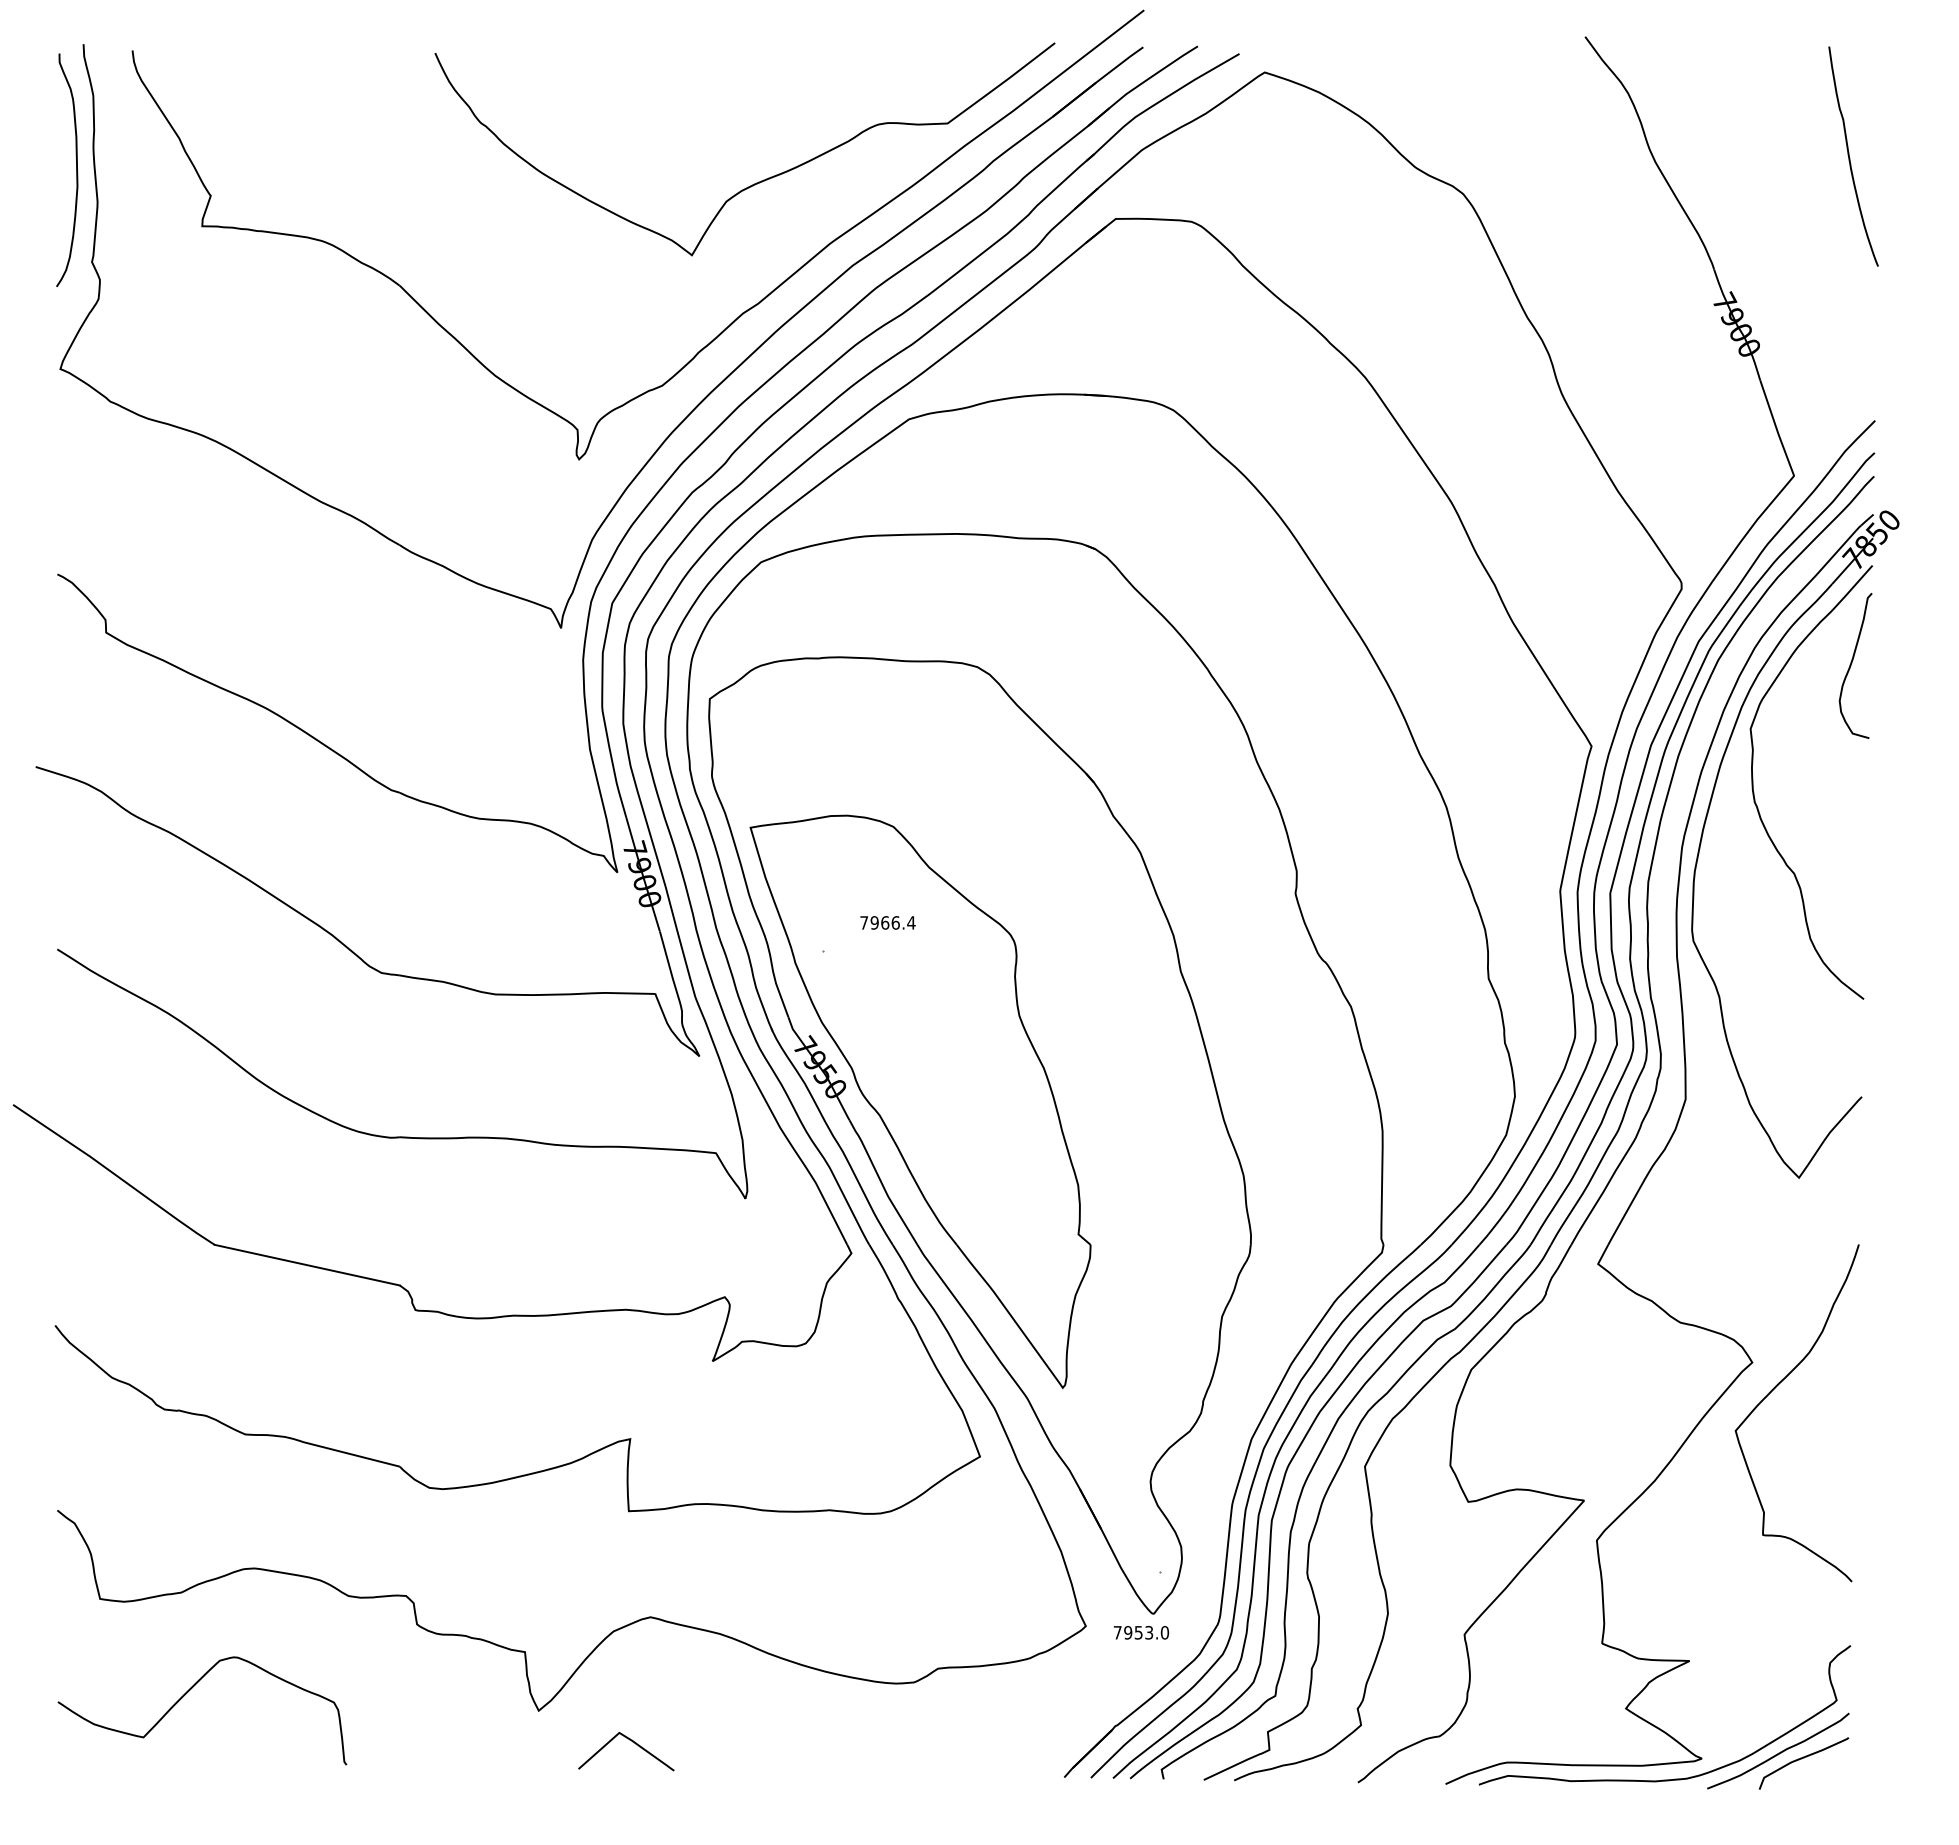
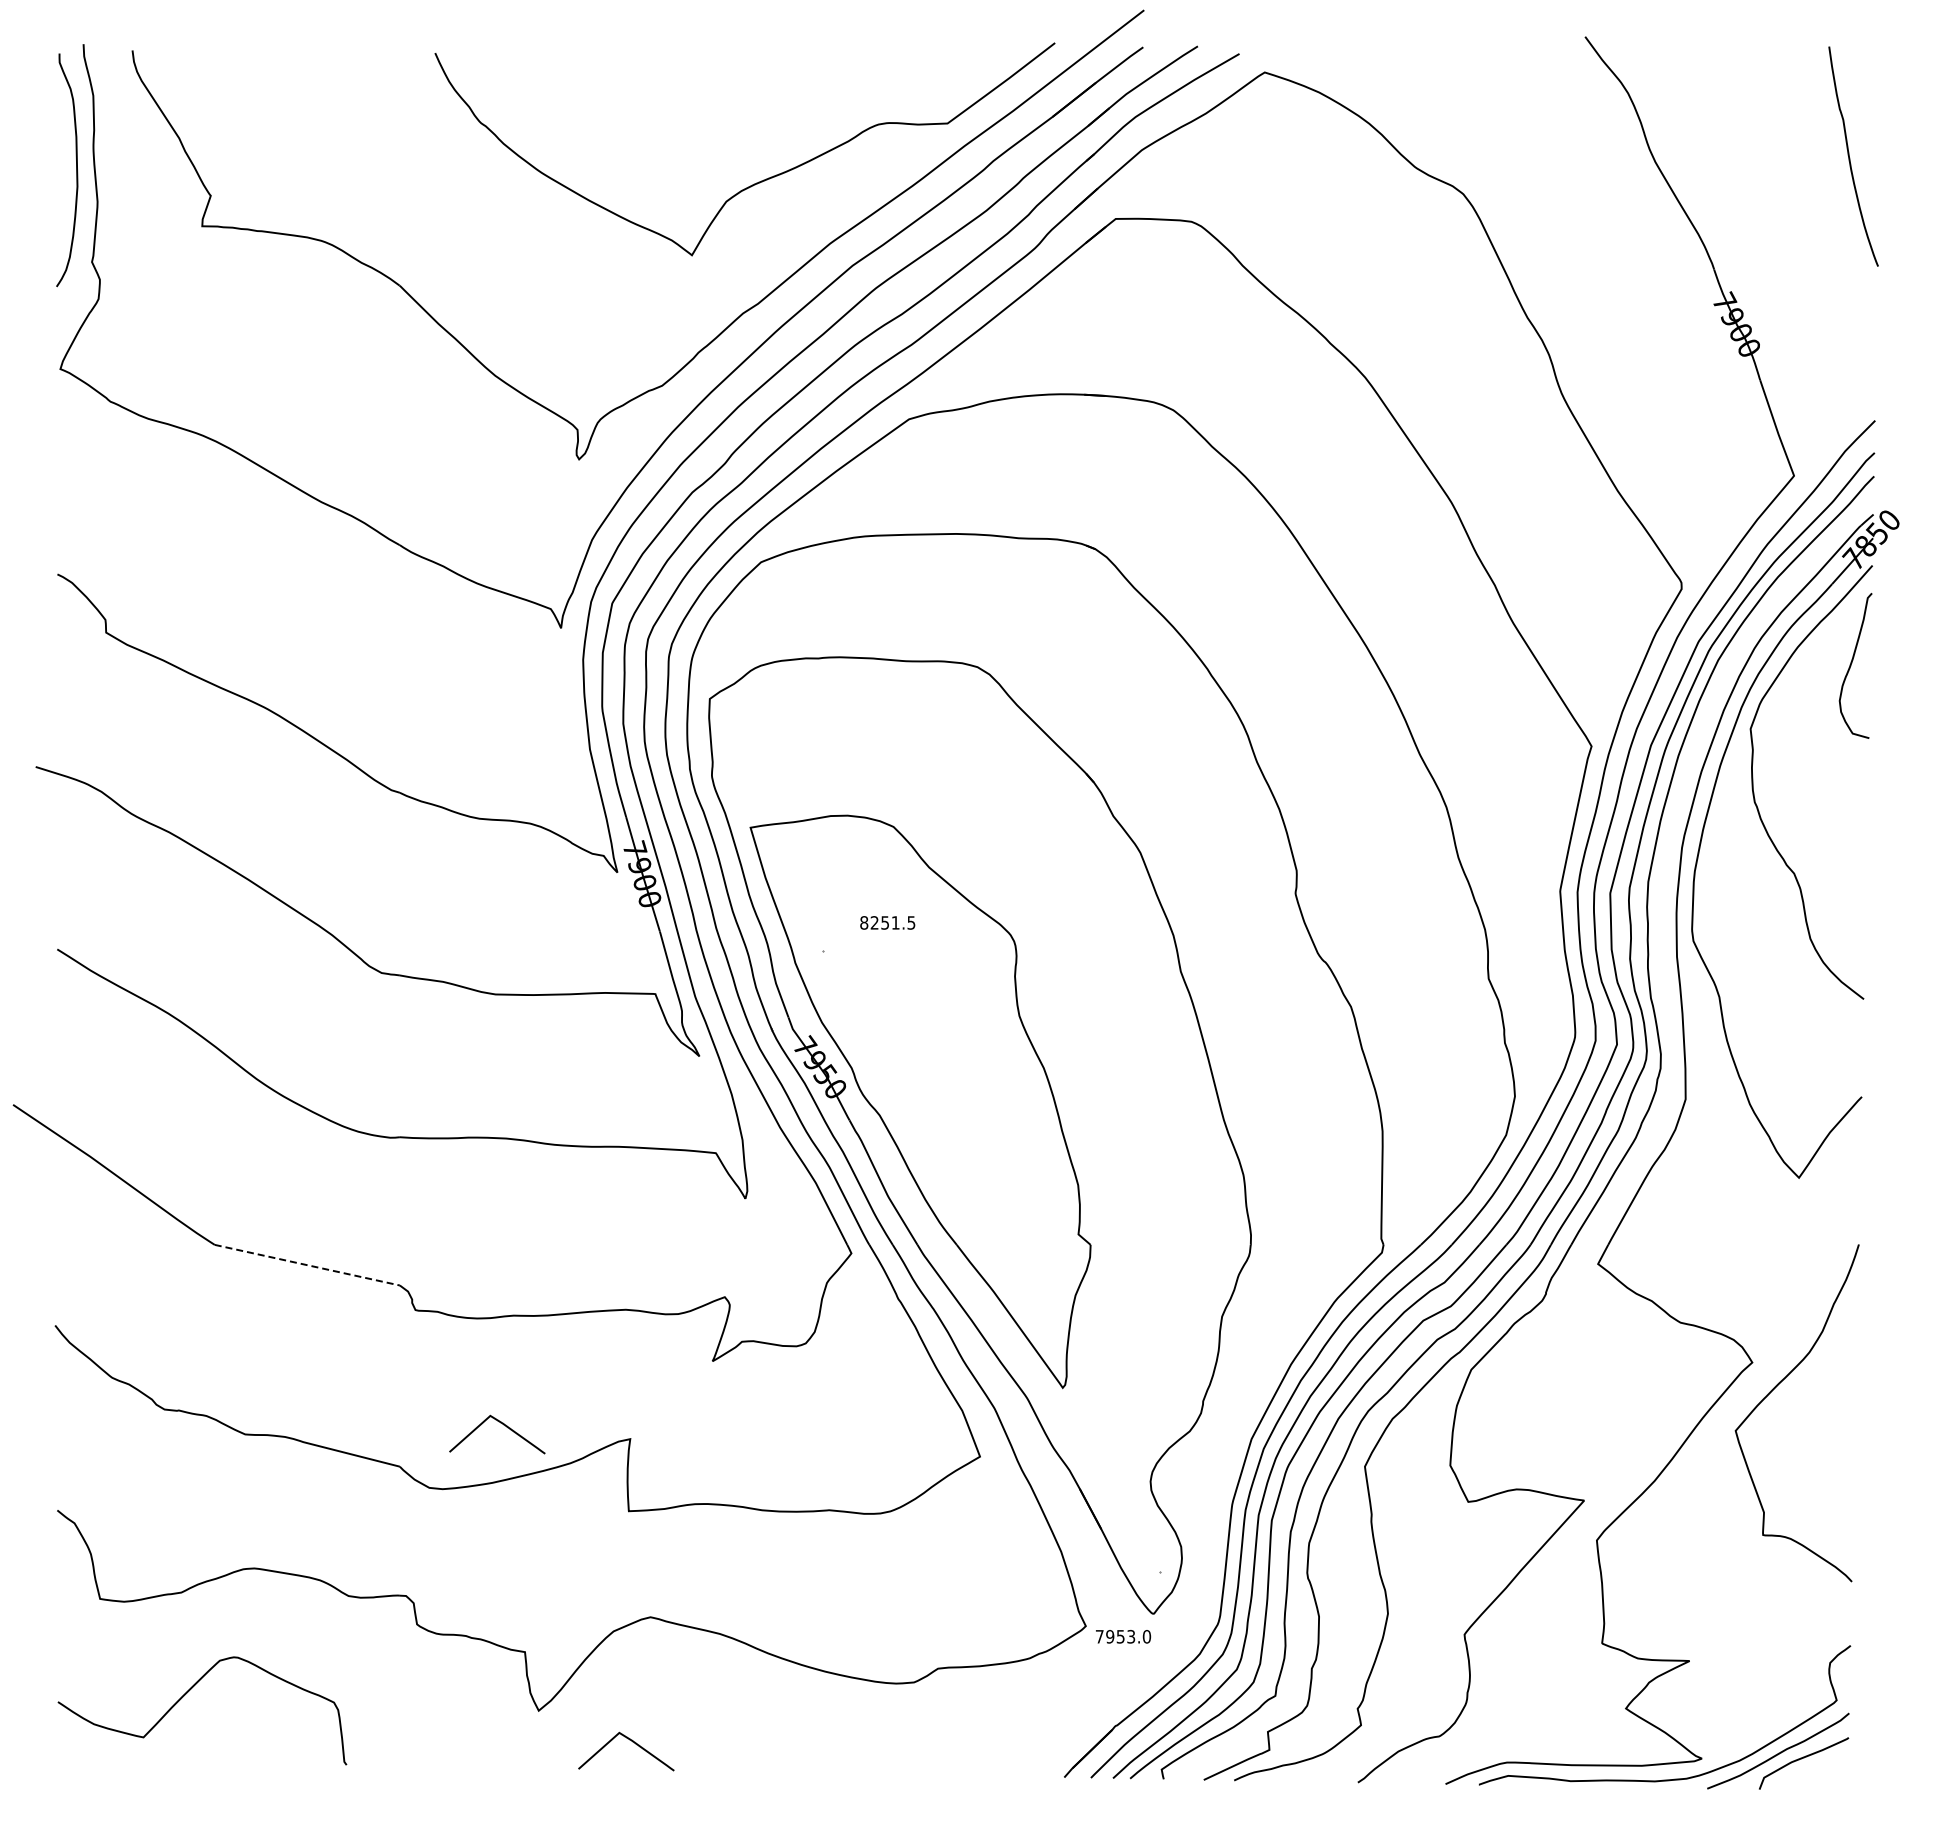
text: 7966.4 -> 8251.5 (887, 922)
line: solid -> dashed (307, 1265)
curve: none -> present (503, 1425)
text position: (1141, 1632) -> (1123, 1636) (1123, 1636)
